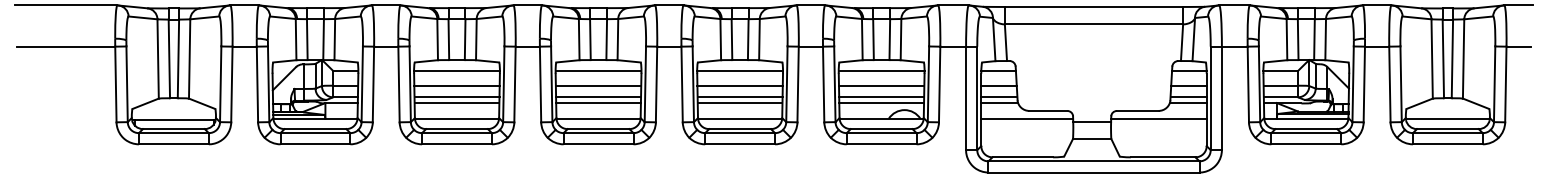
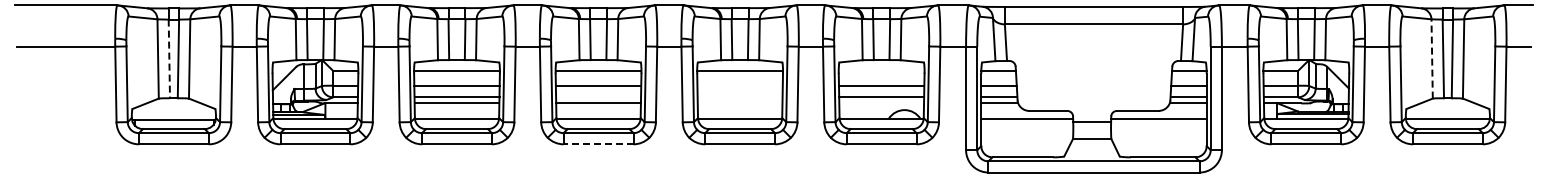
line: solid -> dashed (1432, 58)
line: solid -> dashed (169, 59)
line: present -> none (881, 70)
line: present -> none (739, 85)
line: present -> none (598, 97)
line: present -> none (739, 97)
line: present -> none (739, 103)
line: present -> none (881, 103)
line: solid -> dashed (598, 144)
